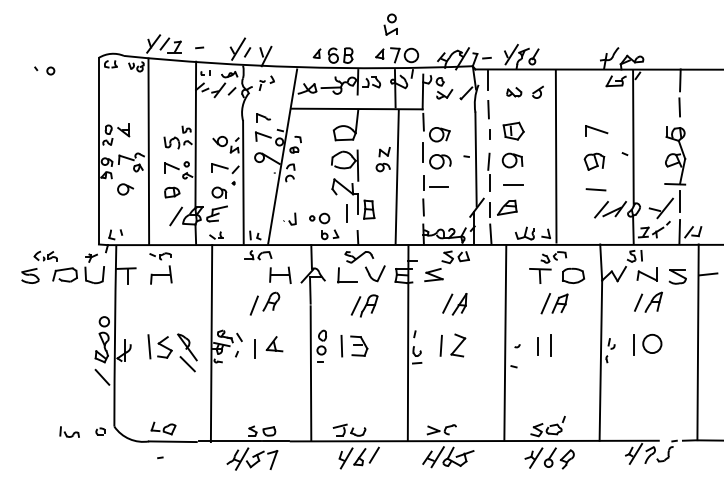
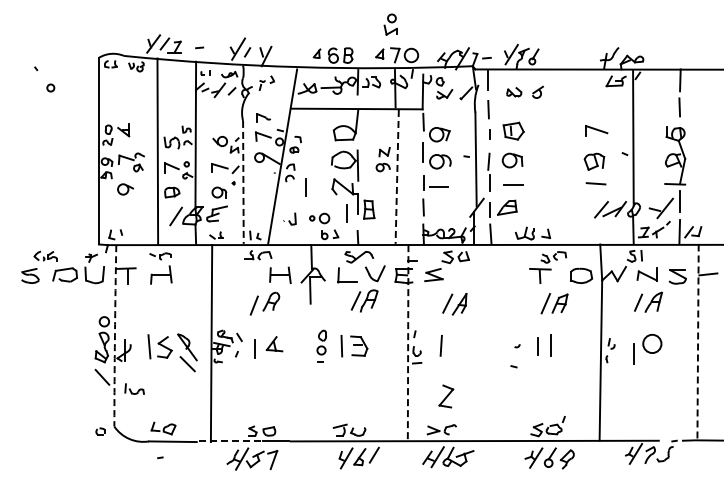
circle position: (50, 70) -> (50, 87) (50, 87)
line position: (148, 151) -> (157, 151) (157, 151)
line: present -> none (555, 156)
line: solid -> dashed (397, 176)
line: solid -> dashed (243, 182)
line: none -> present (305, 187)
line position: (595, 189) -> (595, 183) (595, 183)
part position: (573, 275) -> (581, 275) (581, 275)
part position: (364, 305) -> (364, 300) (364, 300)
arc: solid -> dashed (114, 335)
line: solid -> dashed (408, 342)
line: present -> none (505, 342)
line: solid -> dashed (698, 342)
line position: (633, 344) -> (633, 353) (633, 353)
part position: (458, 345) -> (446, 396) (446, 396)
line: present -> none (310, 373)
part position: (69, 431) -> (134, 388) (134, 388)
line: solid -> dashed (230, 441)
